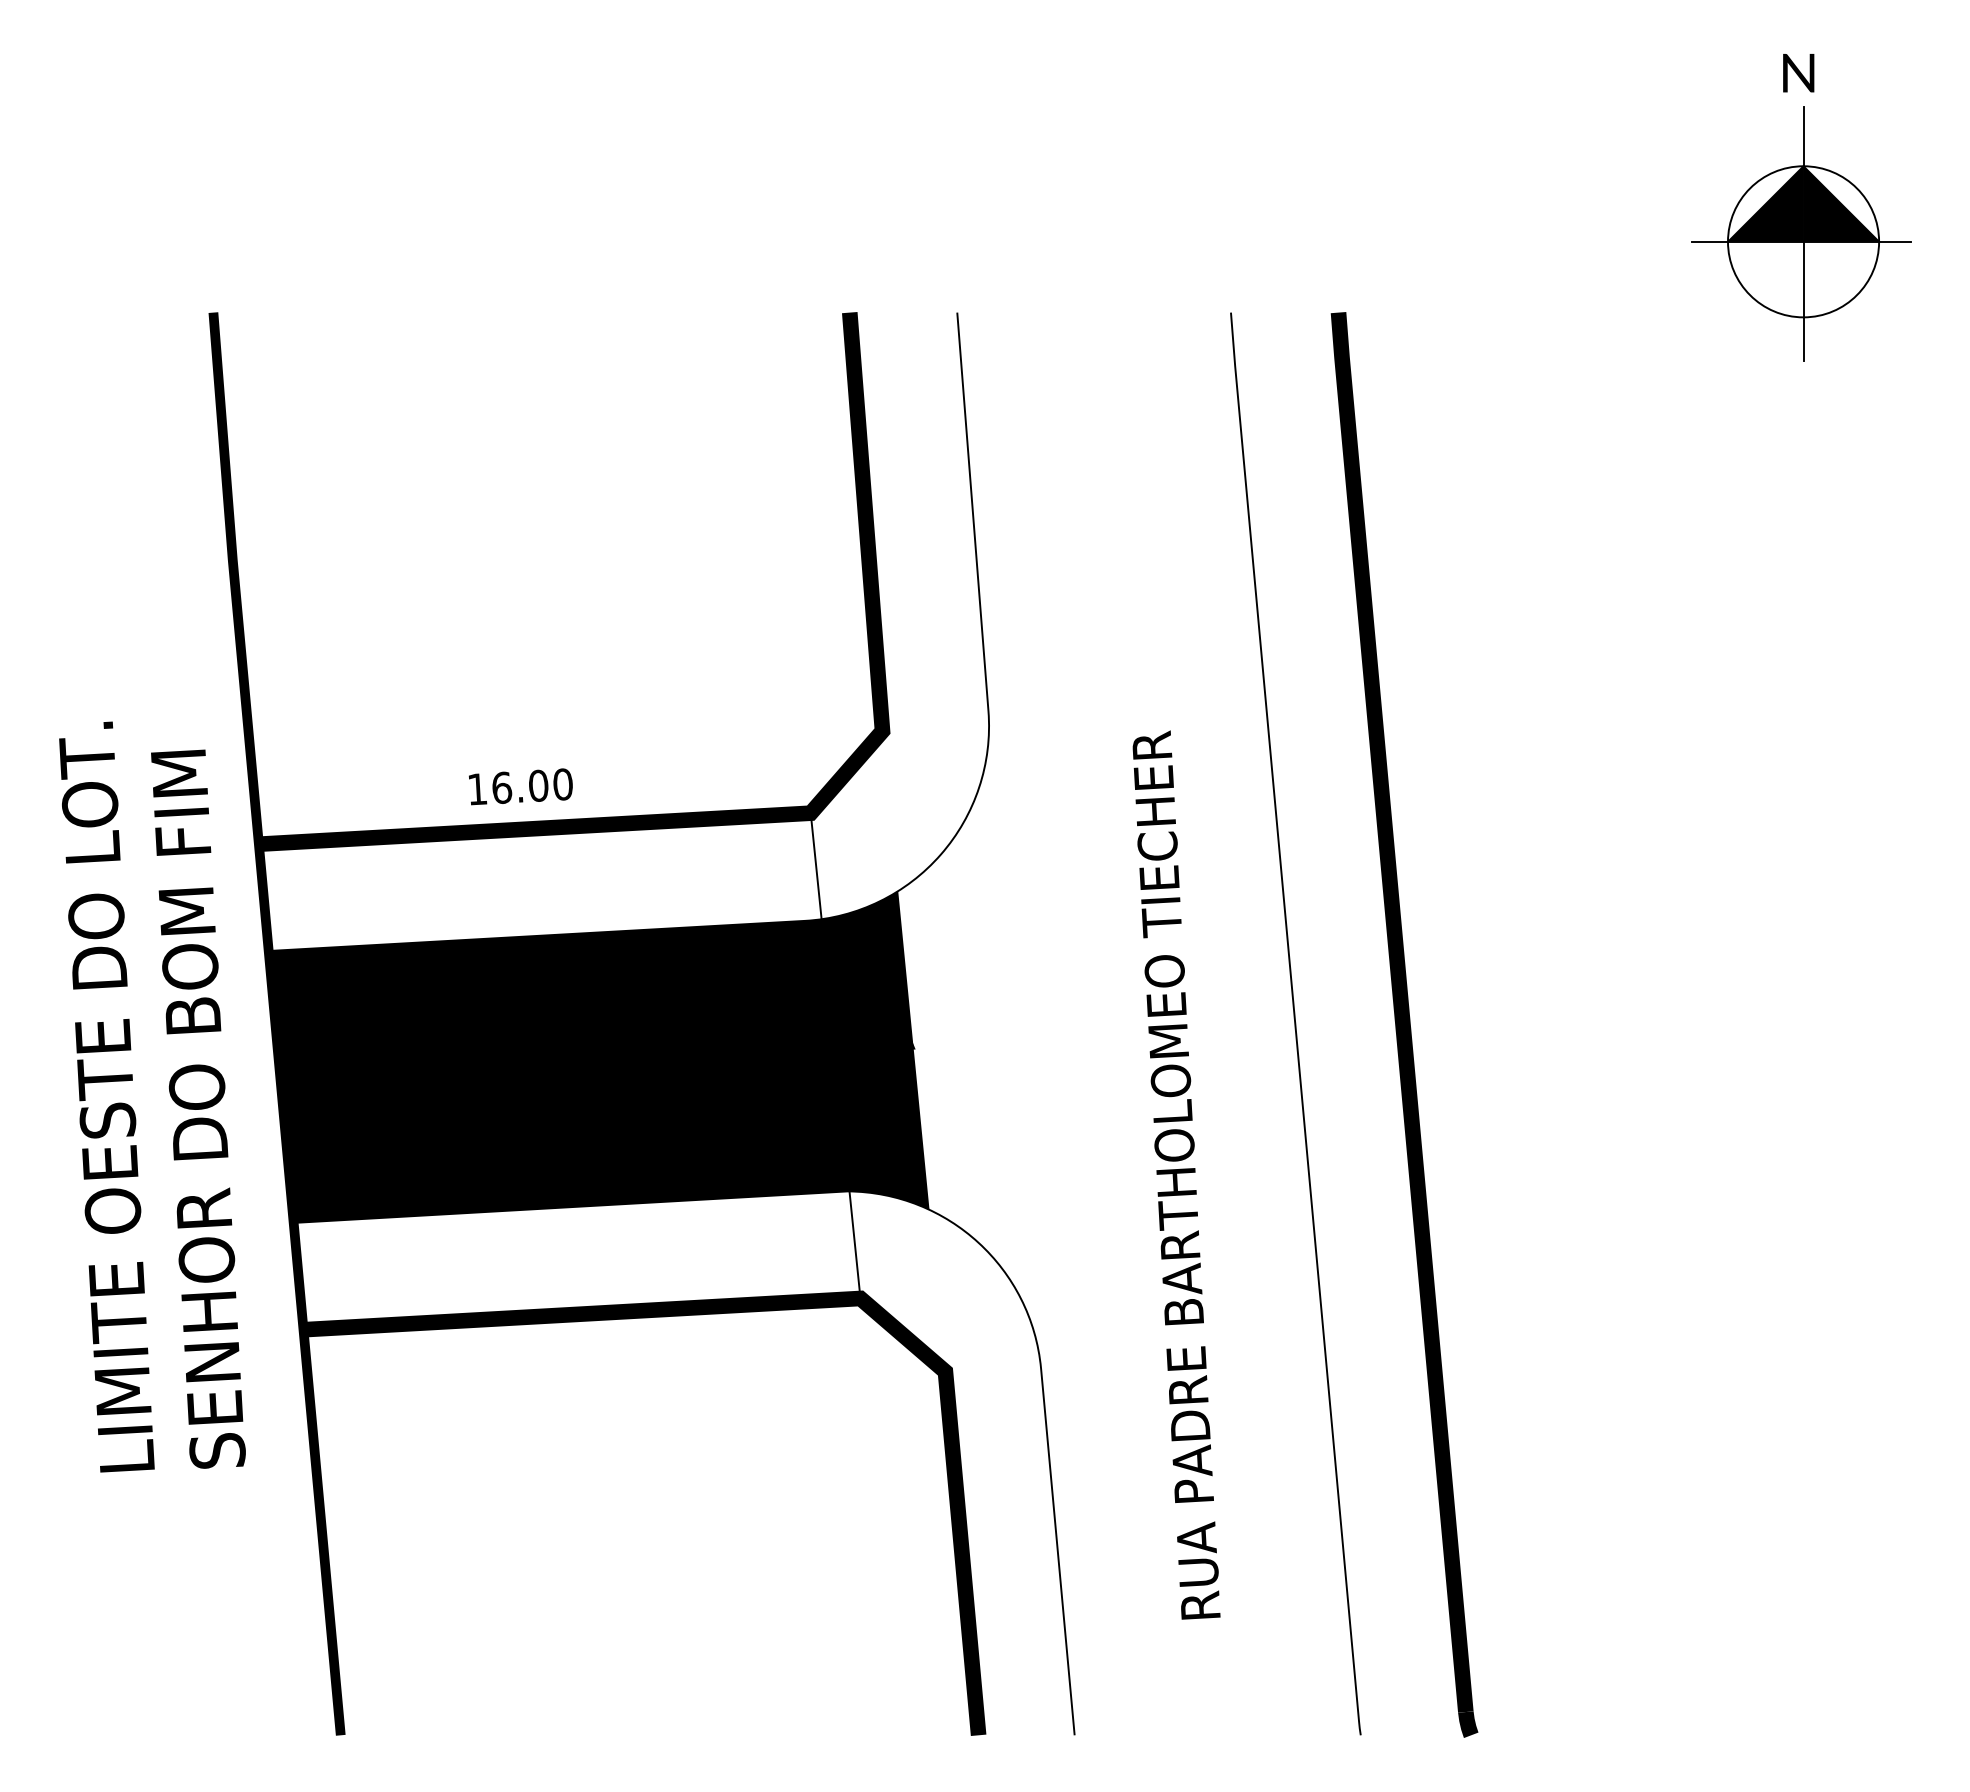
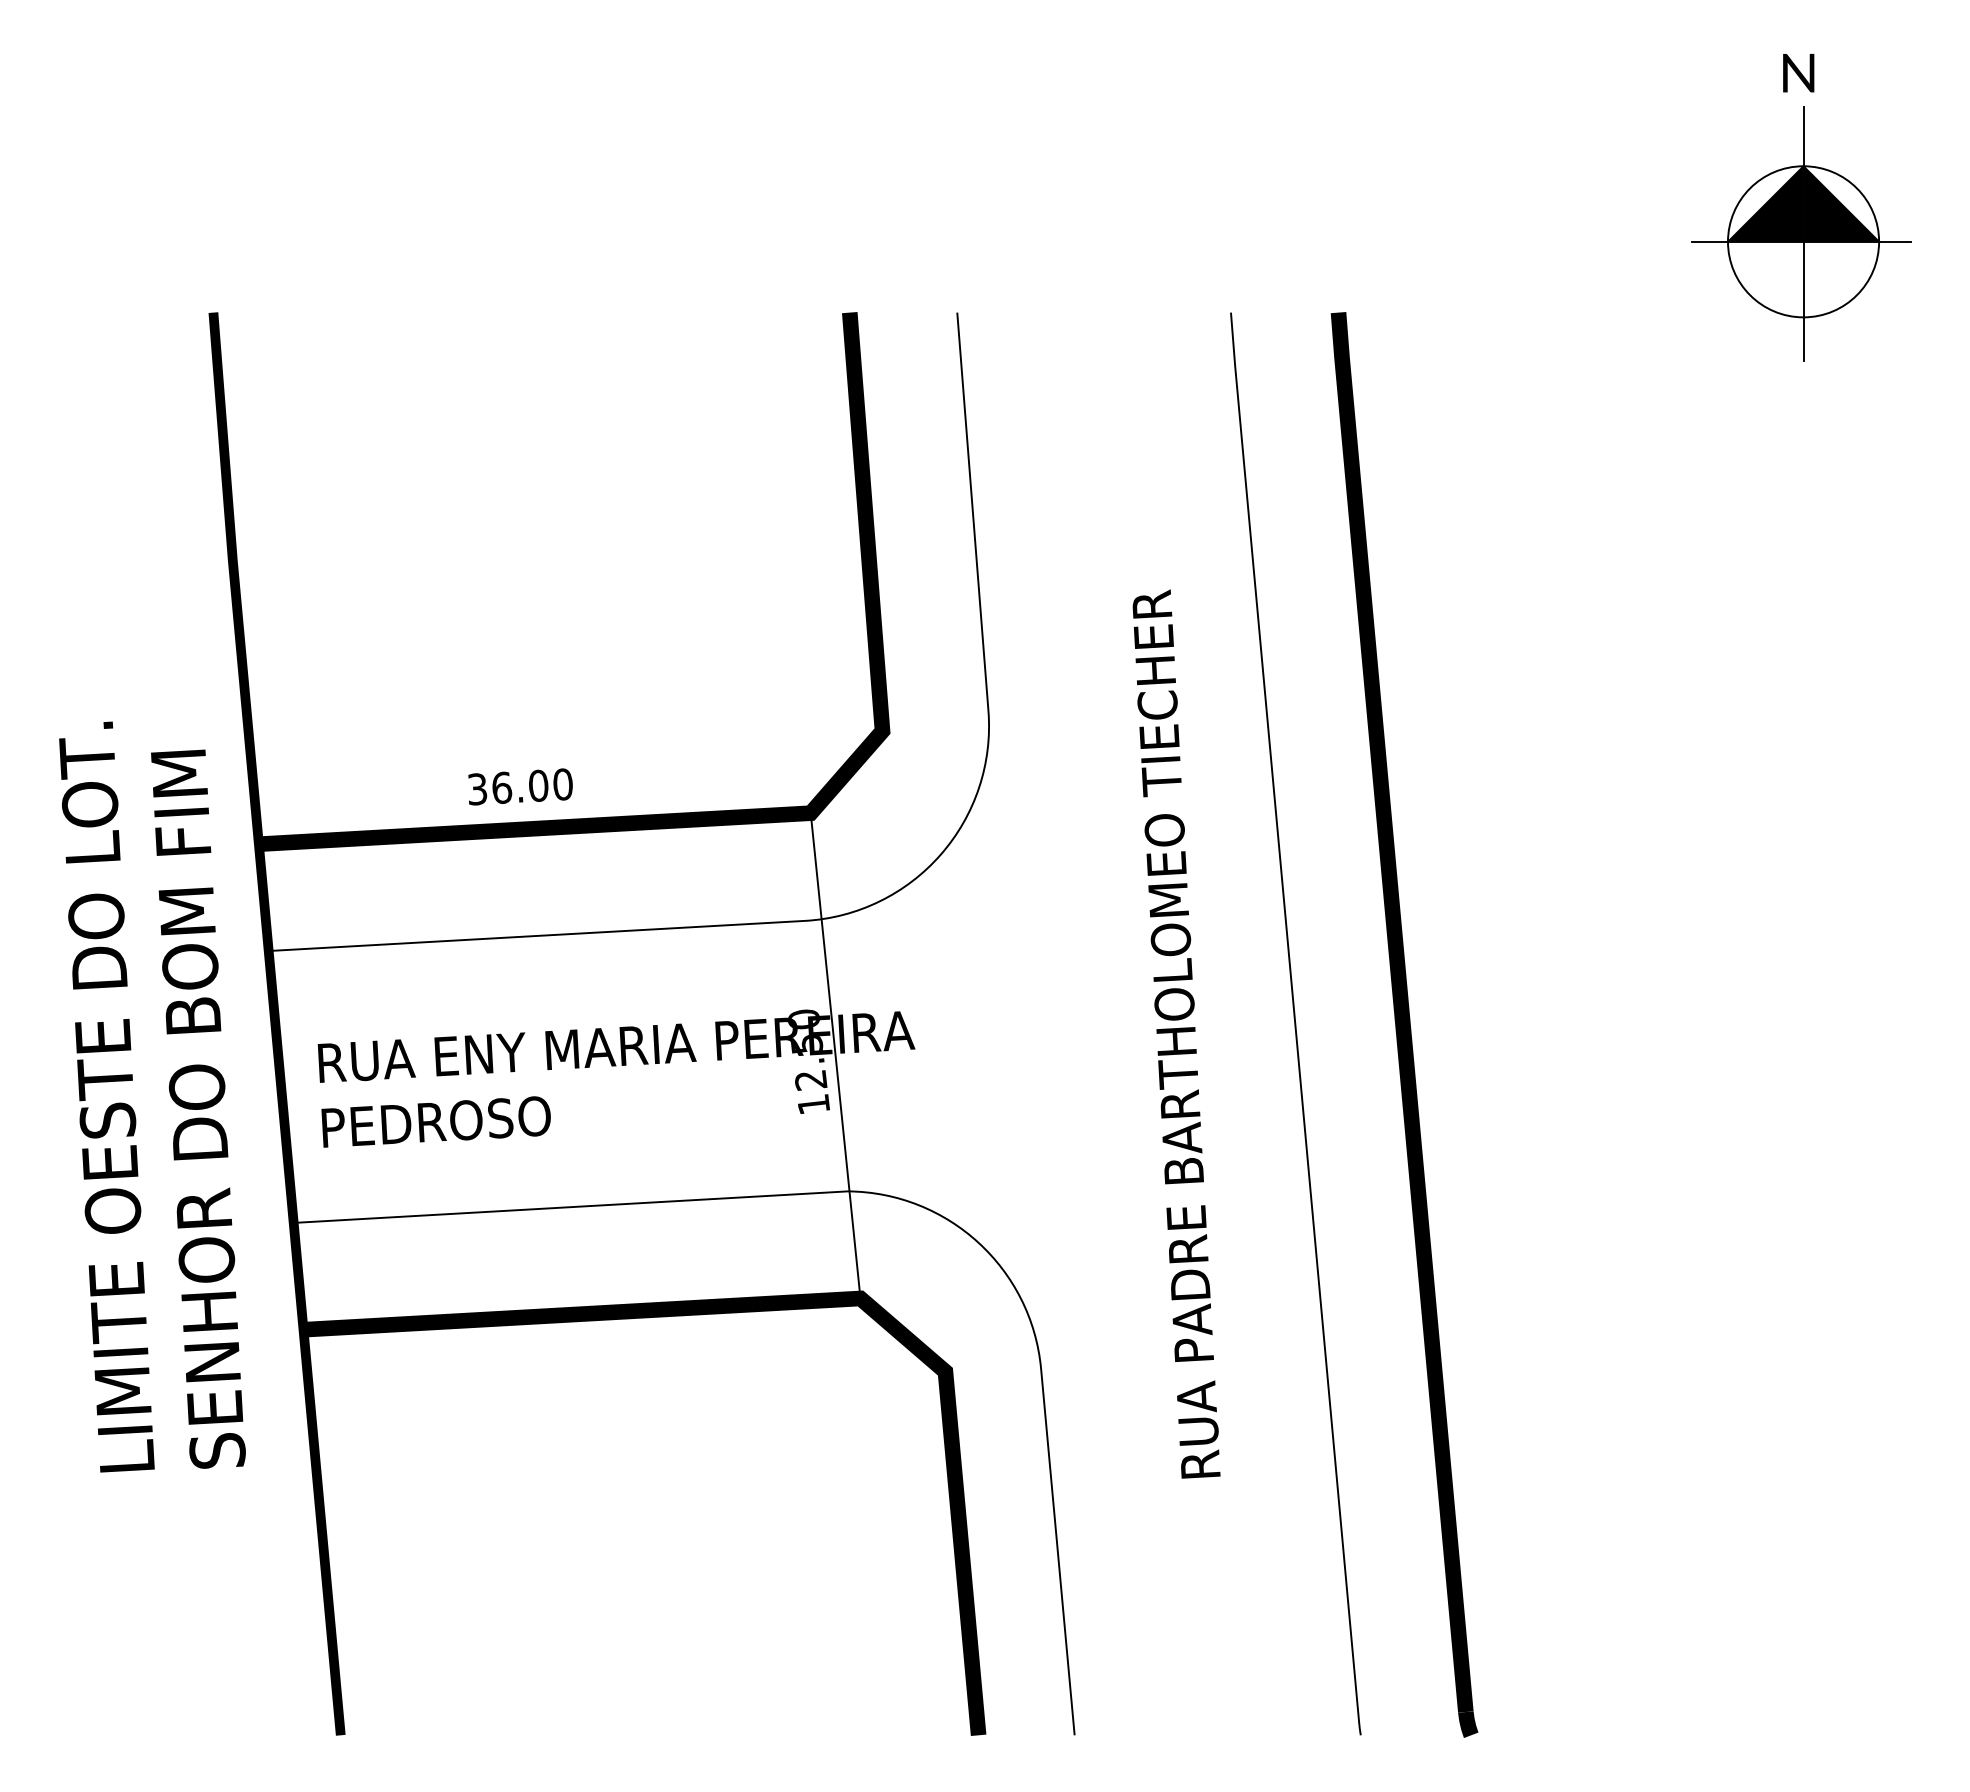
text: 16.00 -> 36.00 (477, 789)
fill: present -> none (598, 1056)
text position: (1176, 1174) -> (1176, 1033) (1176, 1033)
